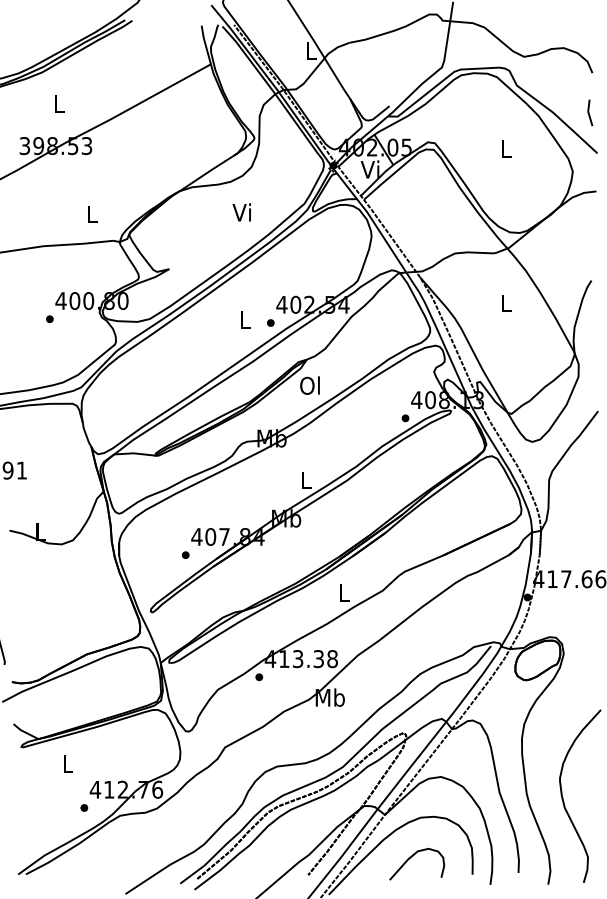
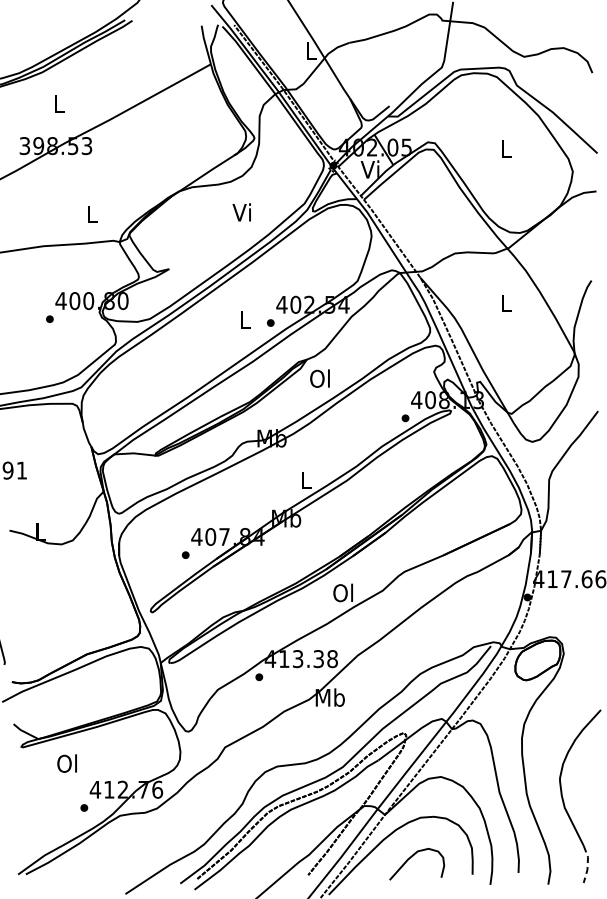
line: present -> none (589, 112)
text position: (309, 385) -> (319, 378) (319, 378)
text: L -> Ol (343, 592)
text: L -> Ol (66, 763)
line: solid -> dashed (587, 864)
